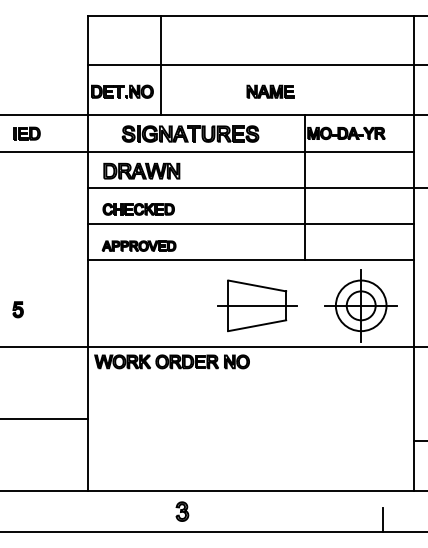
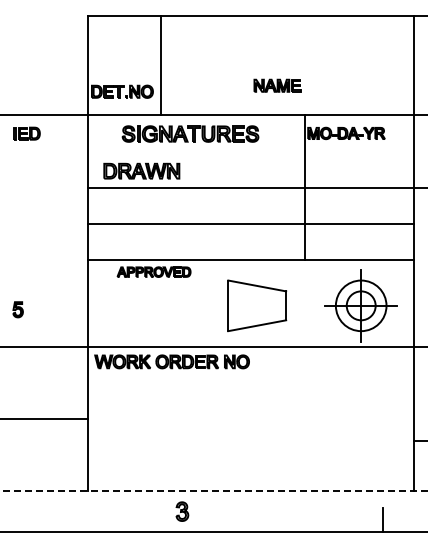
line: present -> none (256, 64)
part position: (270, 91) -> (277, 85) (277, 85)
line: present -> none (207, 151)
part: present -> none (138, 209)
part position: (138, 245) -> (153, 271) (153, 271)
line: present -> none (256, 305)
line: solid -> dashed (214, 491)
